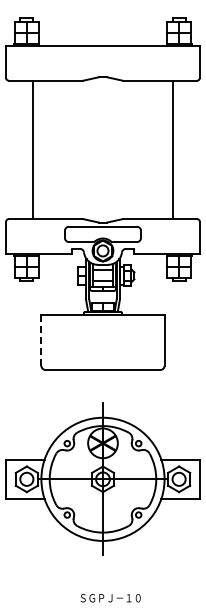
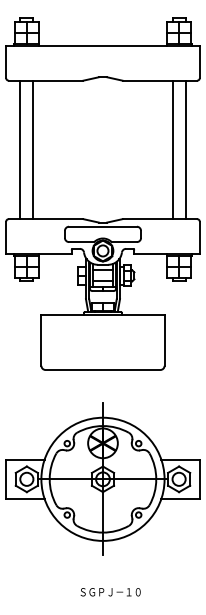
line: none -> present (20, 149)
line: none -> present (185, 149)
line: dashed -> solid (41, 340)
text position: (110, 598) -> (110, 592) (110, 592)
